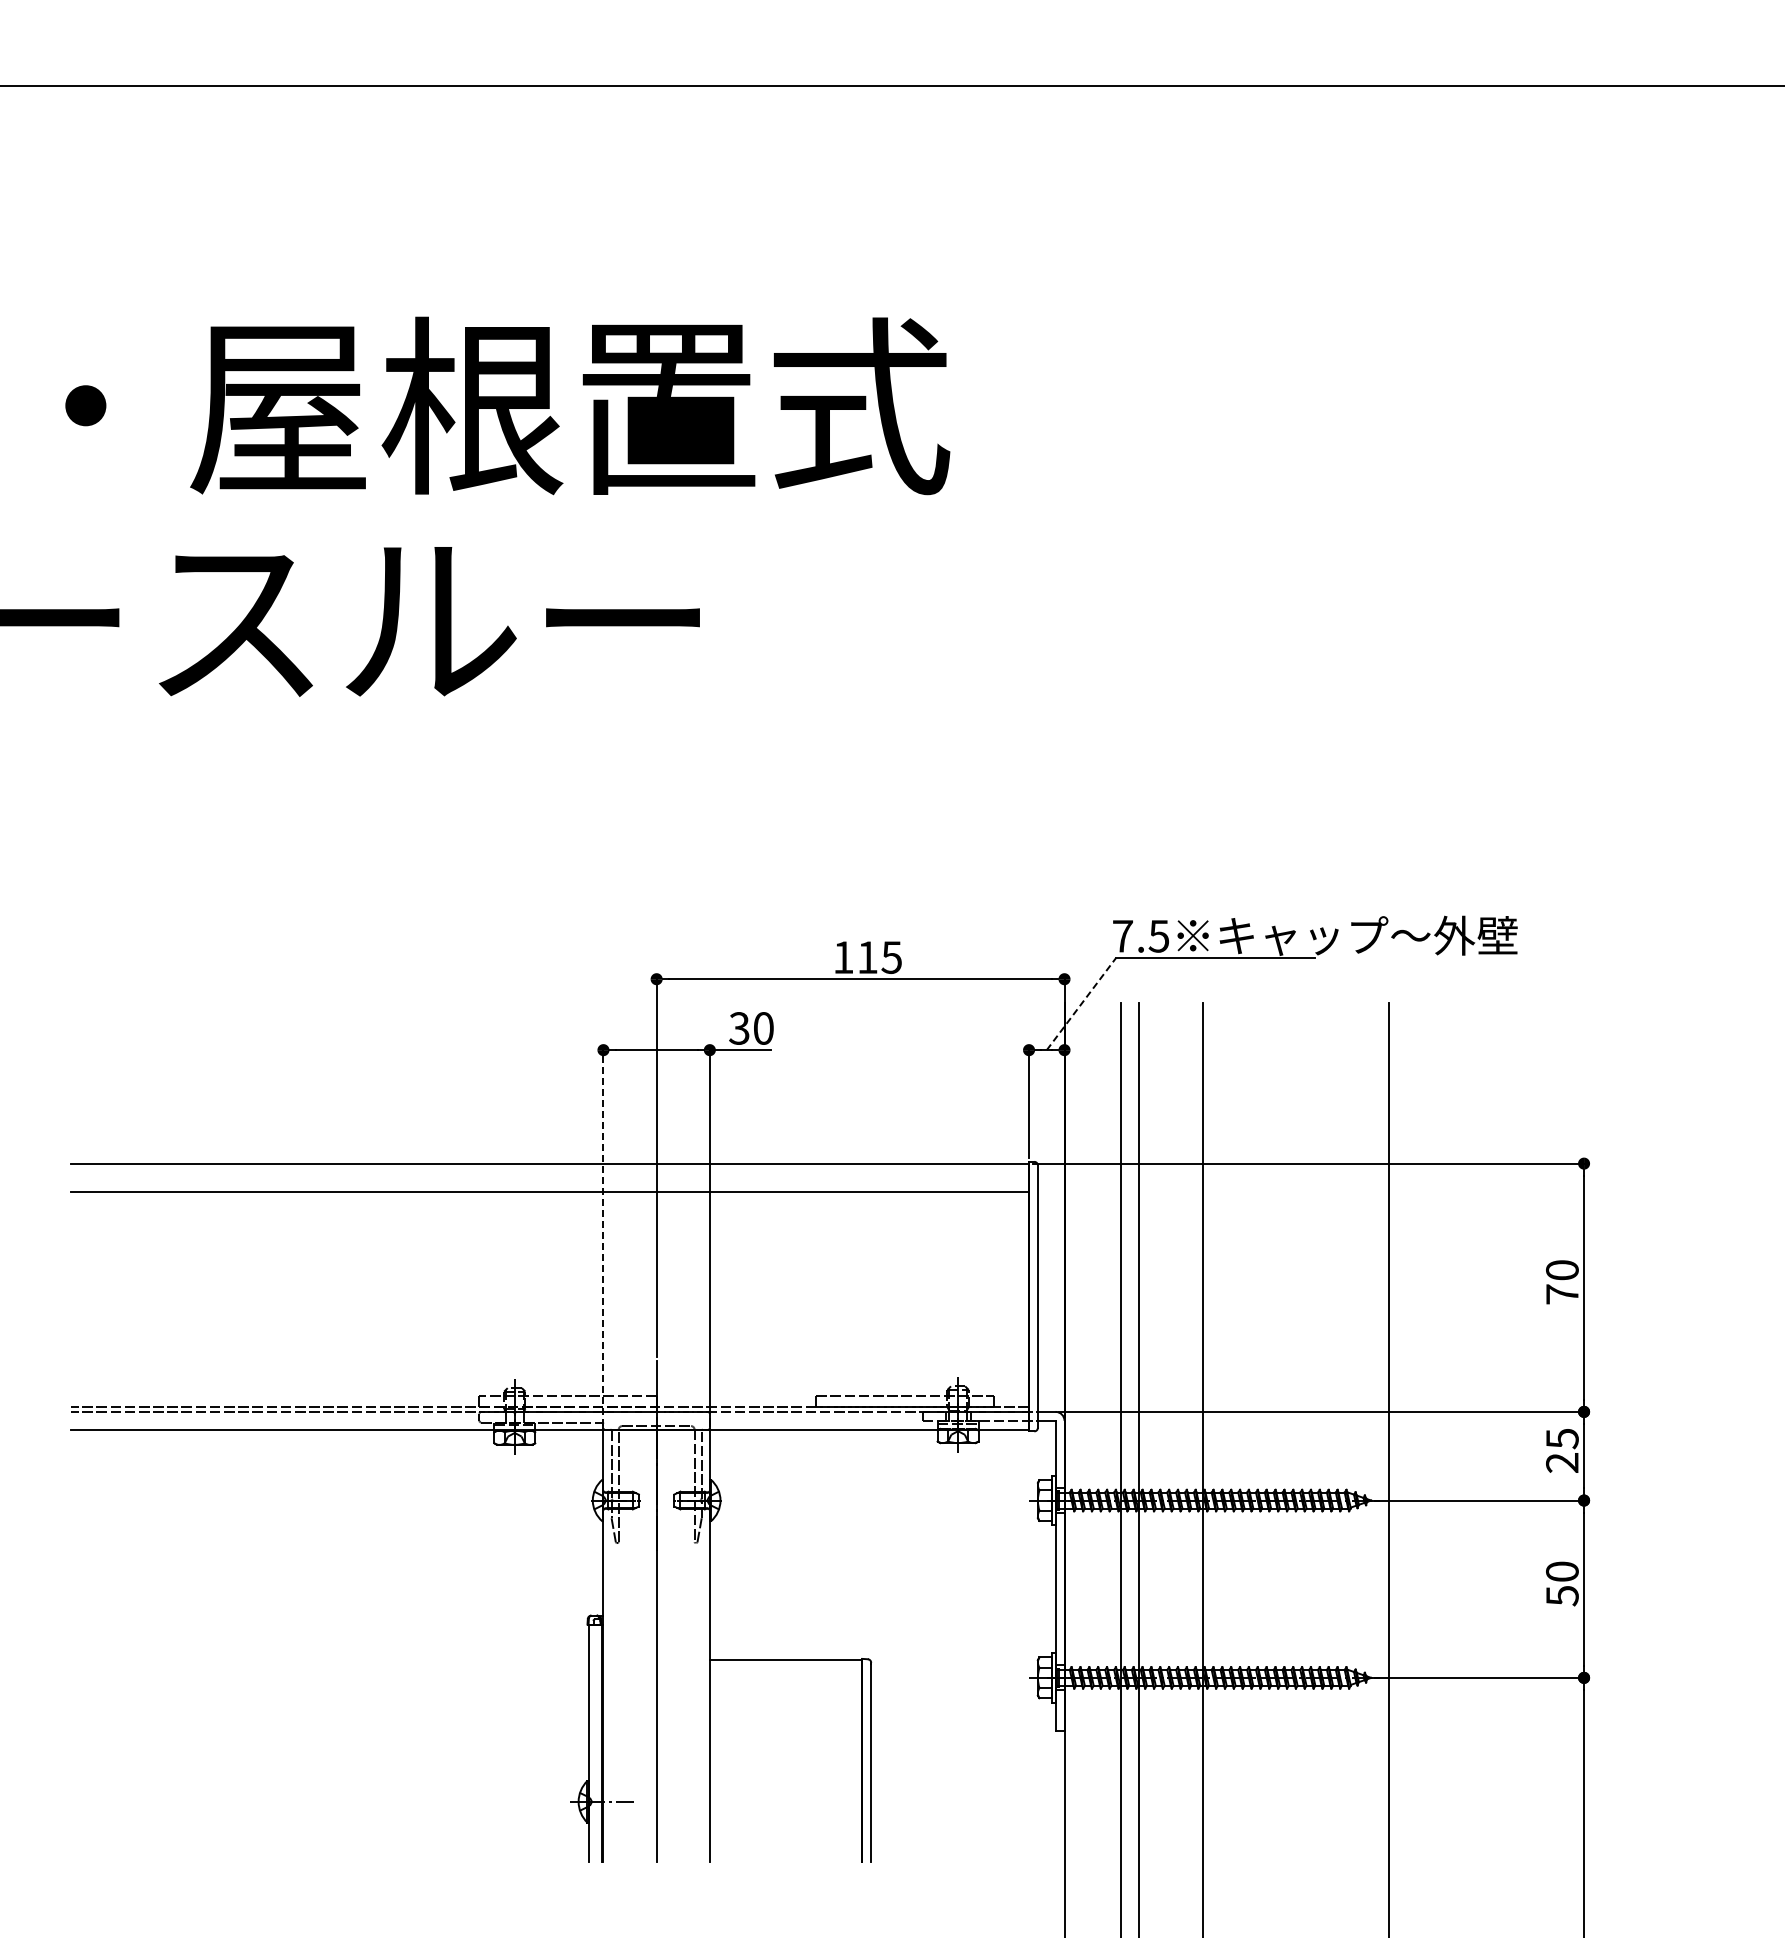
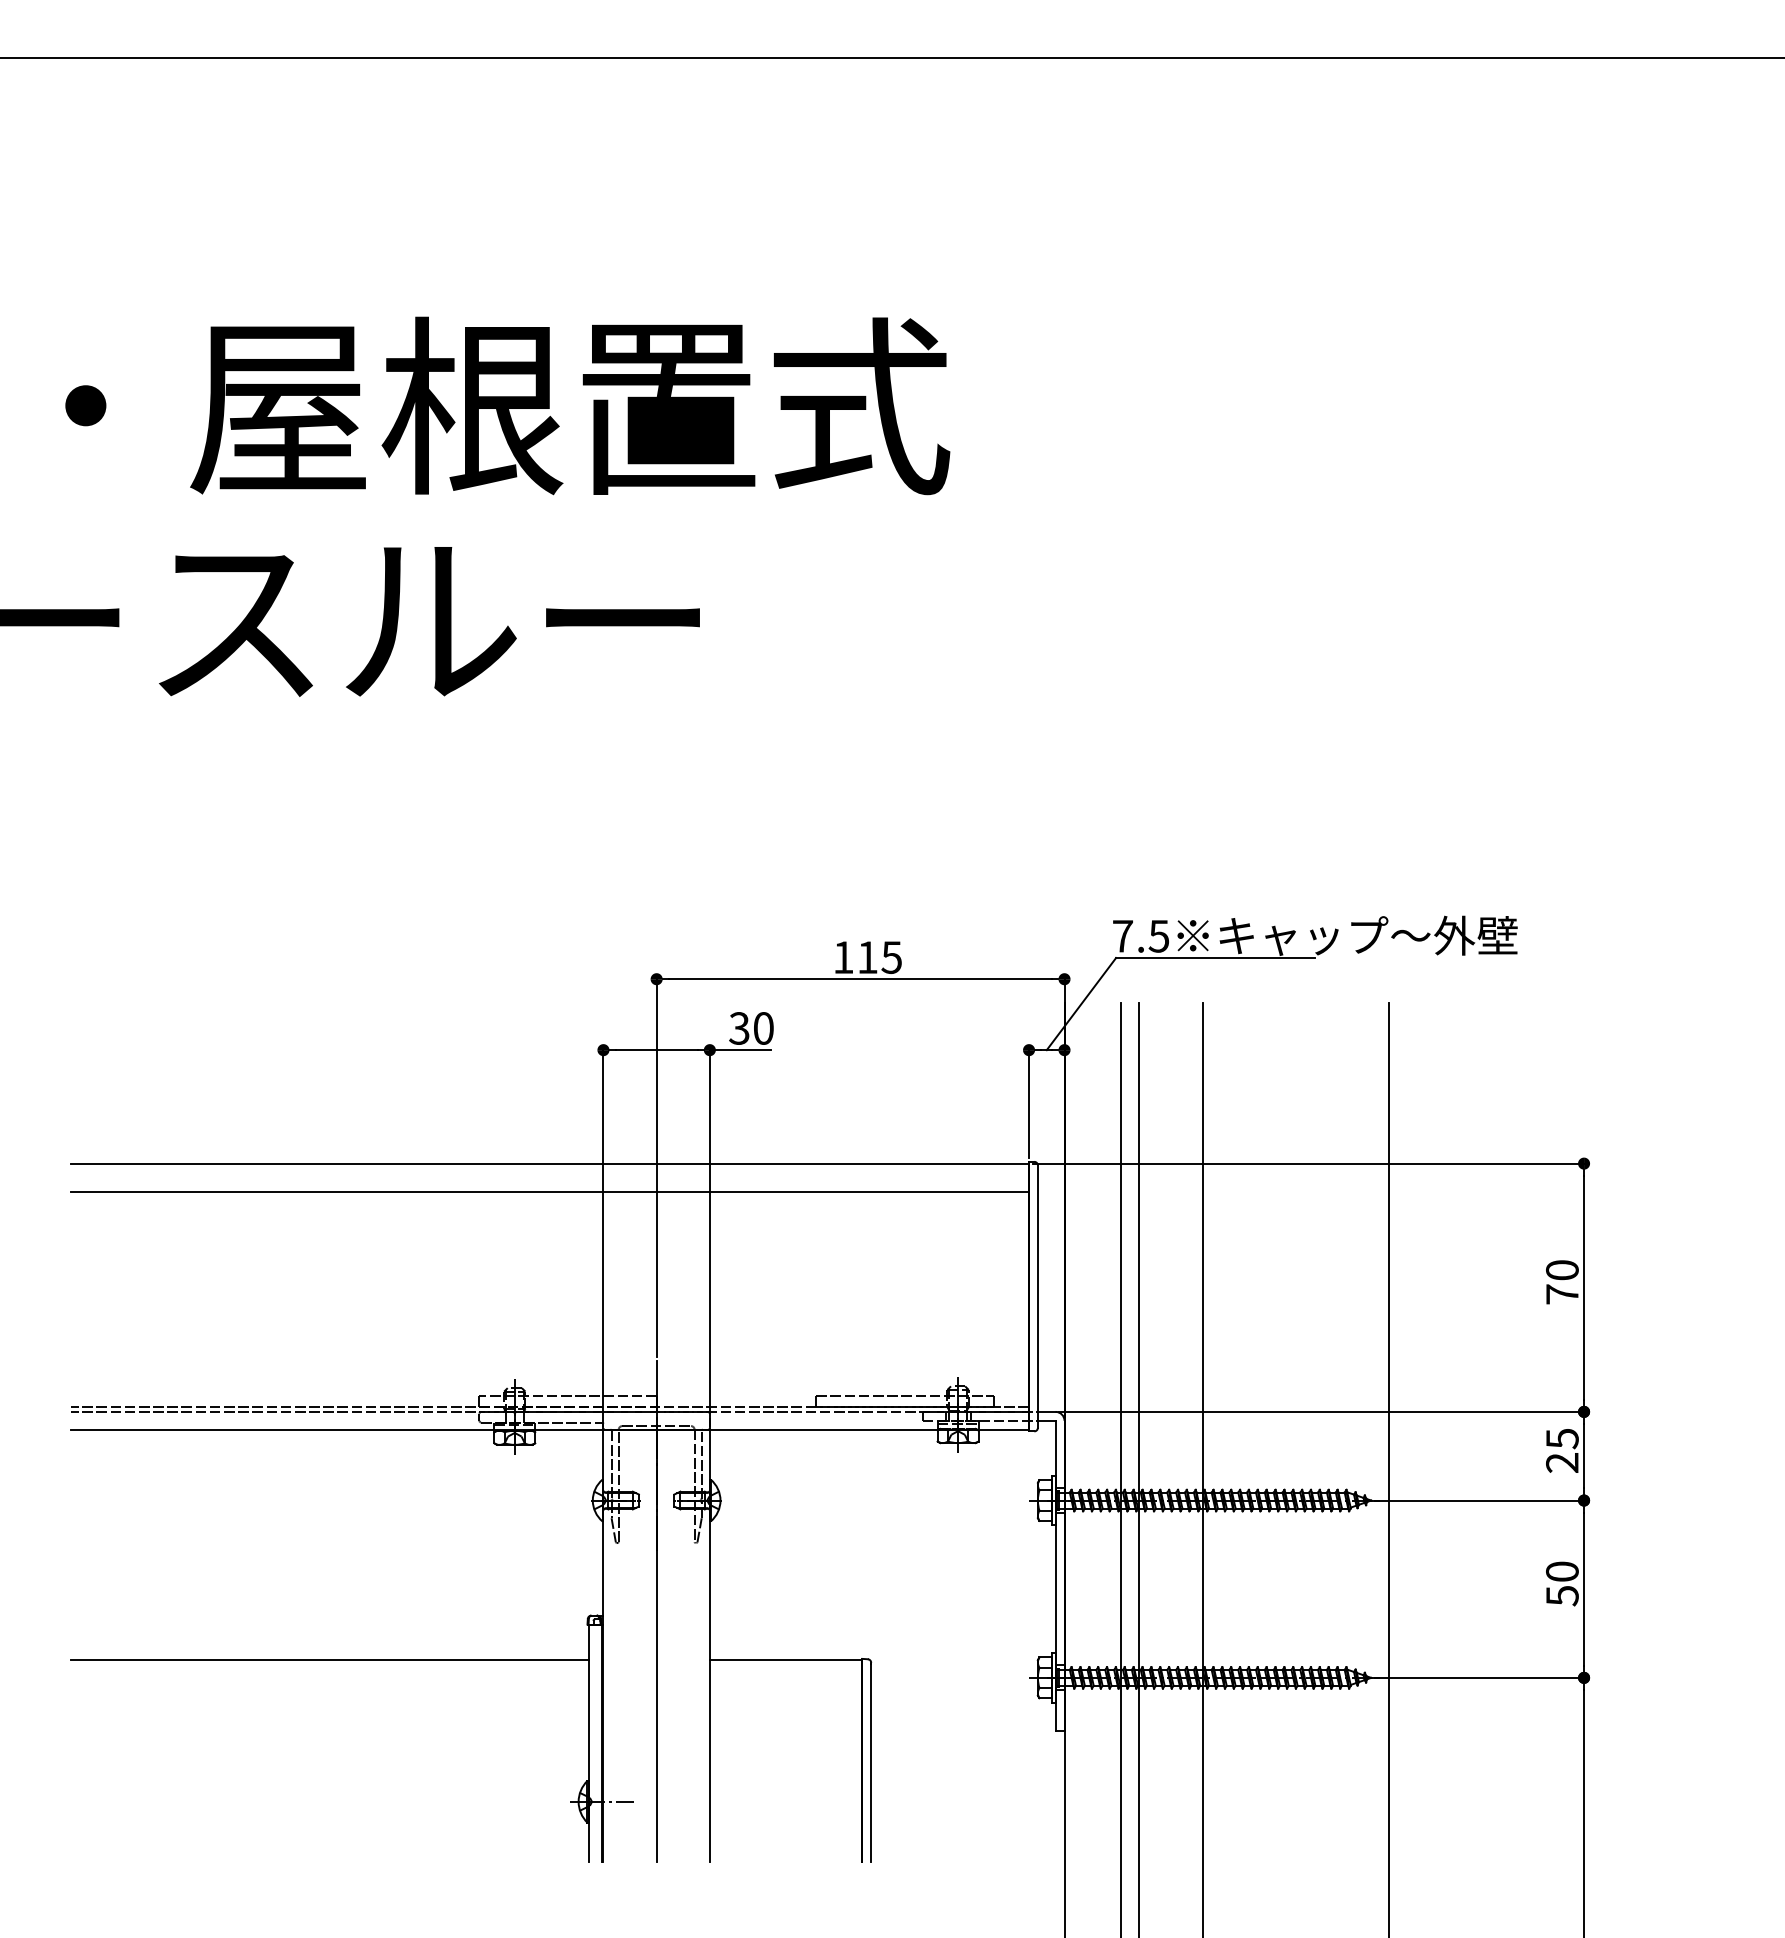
line position: (891, 86) -> (891, 58) (891, 58)
line: dashed -> solid (1081, 1004)
line: dashed -> solid (603, 1236)
line: none -> present (330, 1659)
